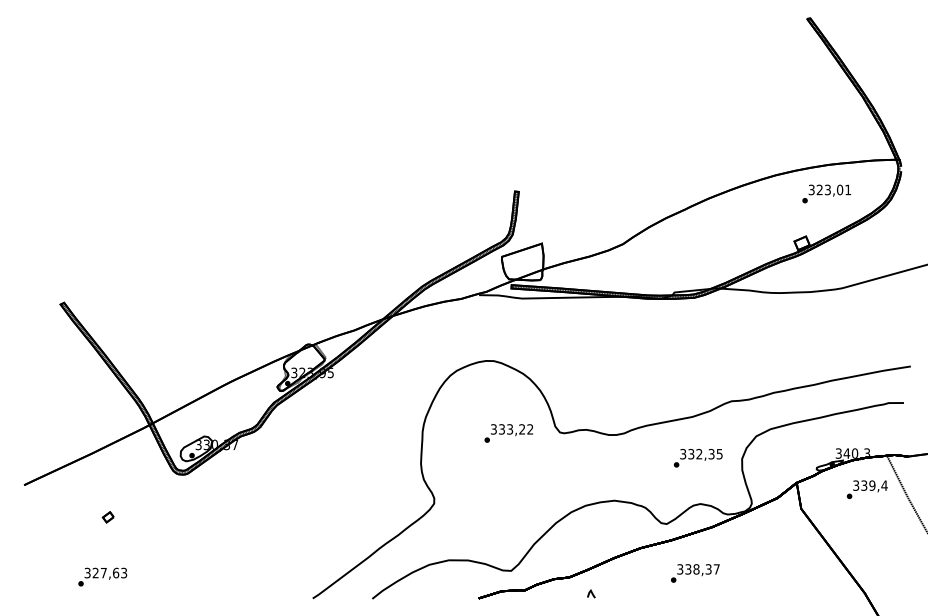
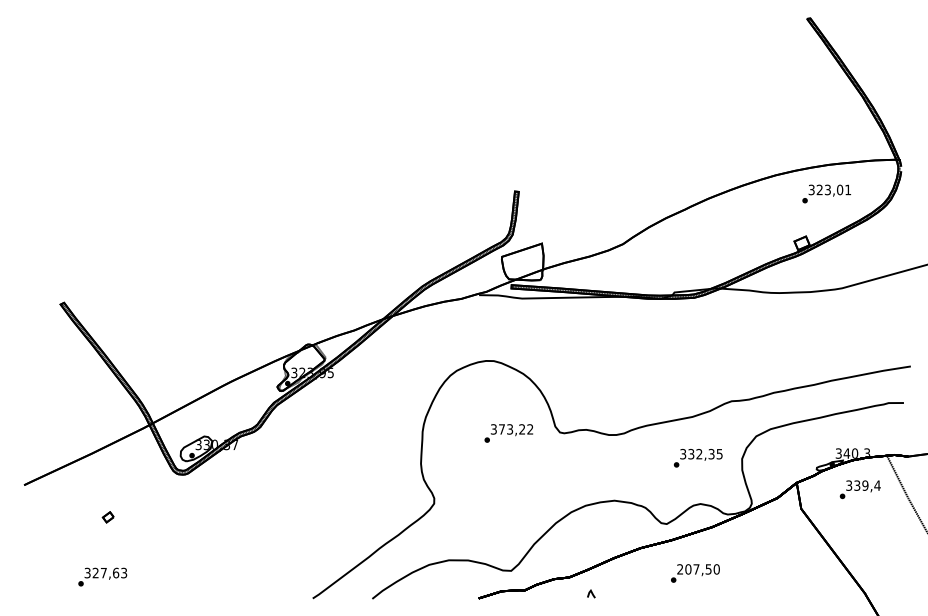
text: 333,22 -> 373,22 (501, 429)
text position: (866, 489) -> (859, 489) (859, 489)
text: 338,37 -> 207,50 (698, 569)
